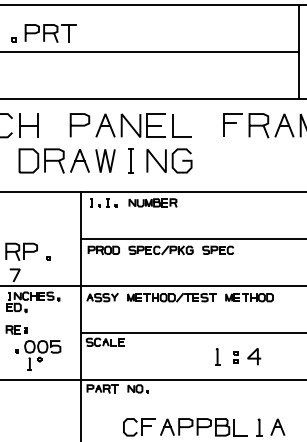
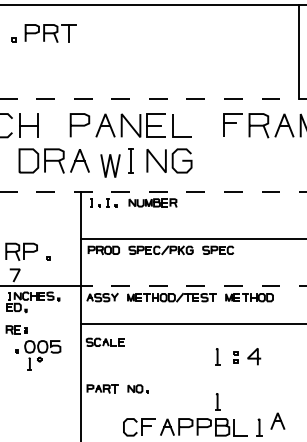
line: present -> none (150, 51)
line: solid -> dashed (153, 98)
line position: (106, 160) -> (111, 165) (111, 165)
line: solid -> dashed (153, 192)
line: solid -> dashed (194, 286)
line position: (192, 333) -> (192, 324) (192, 324)
line: present -> none (152, 380)
part: none -> present (217, 401)
part position: (277, 426) -> (277, 420) (277, 420)
